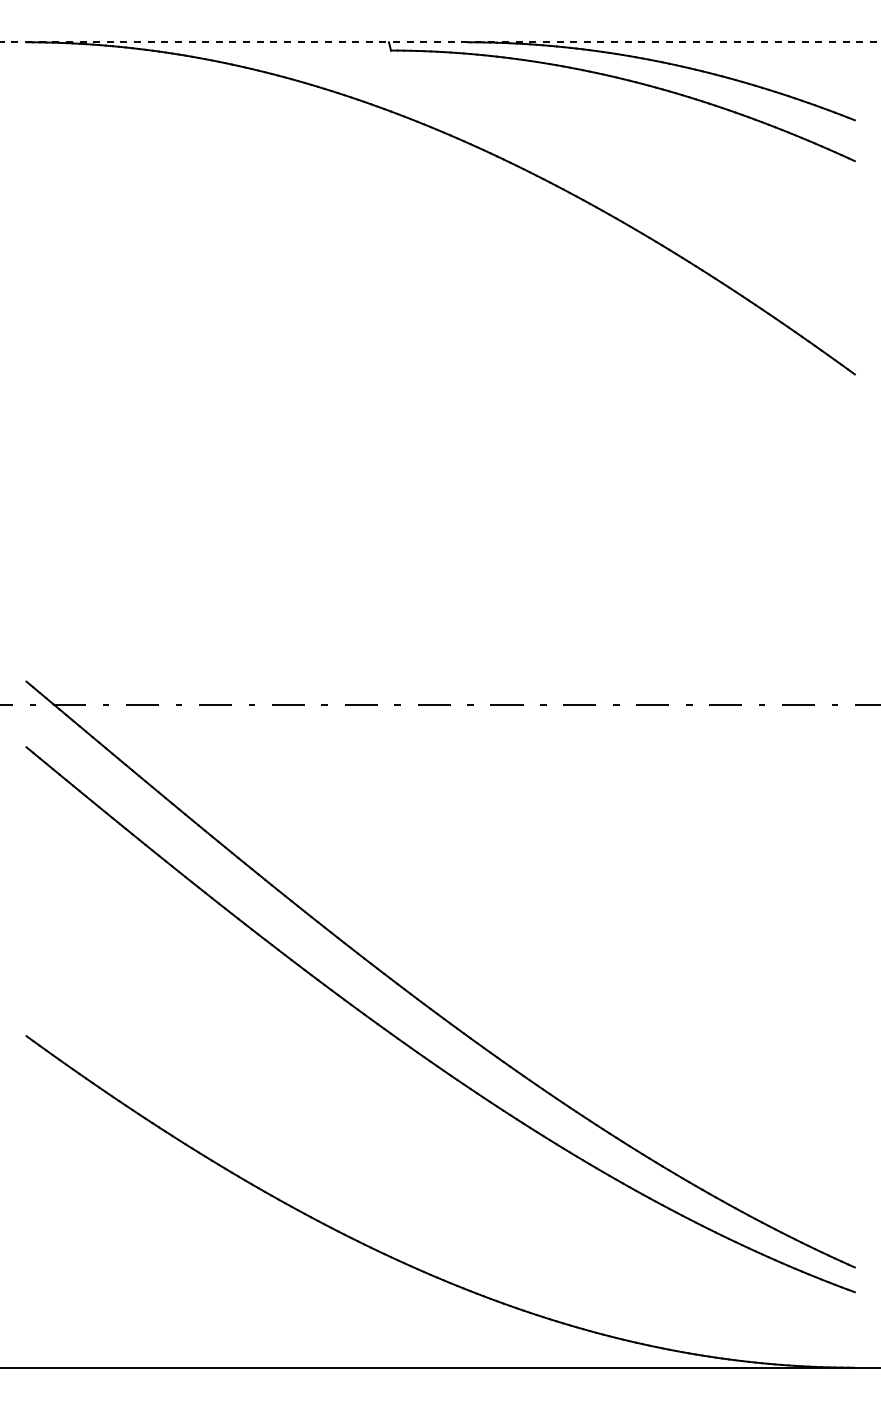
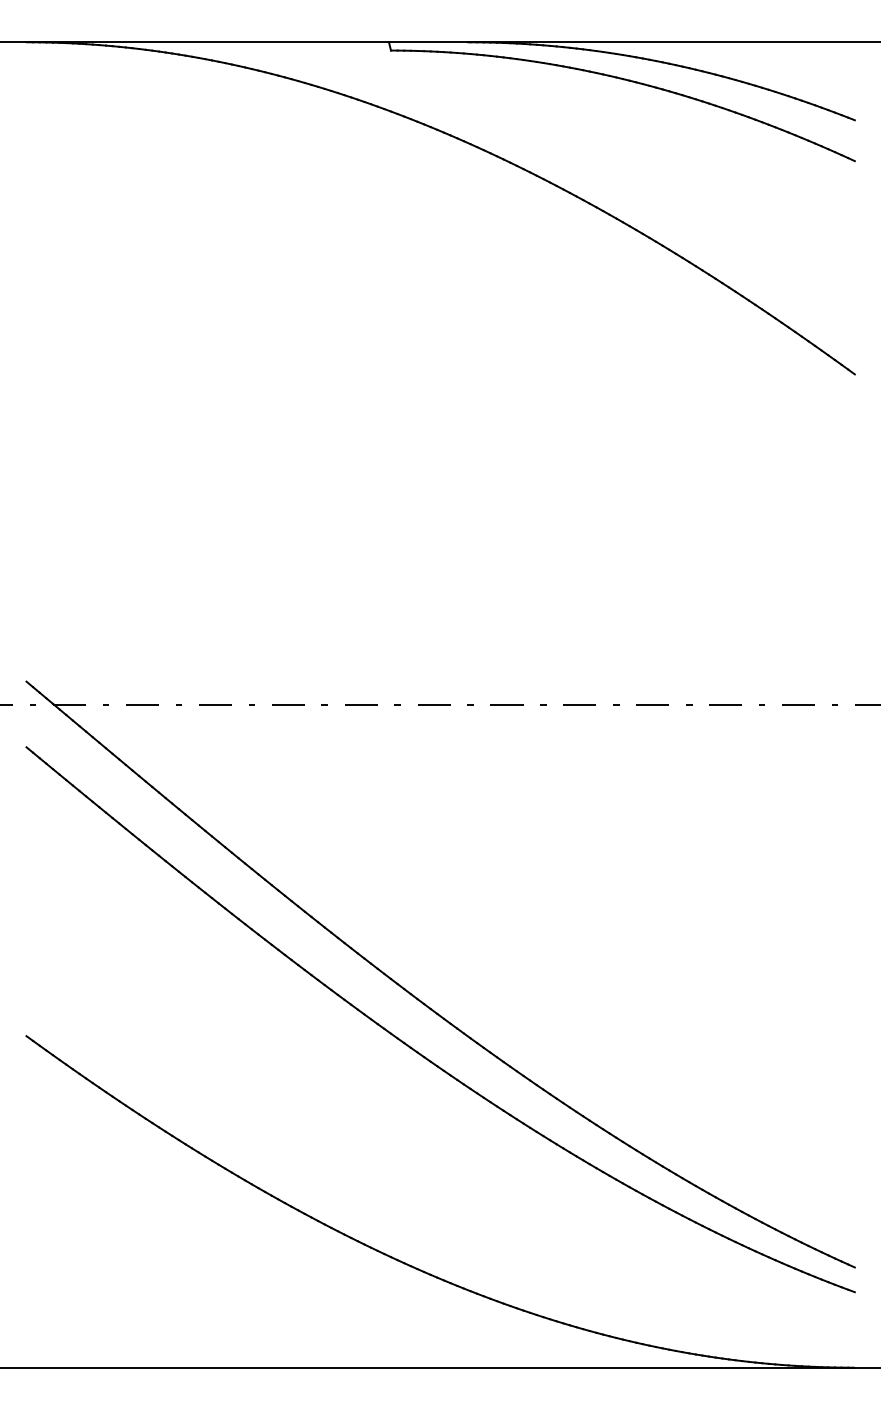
line: dashed -> solid (440, 42)
